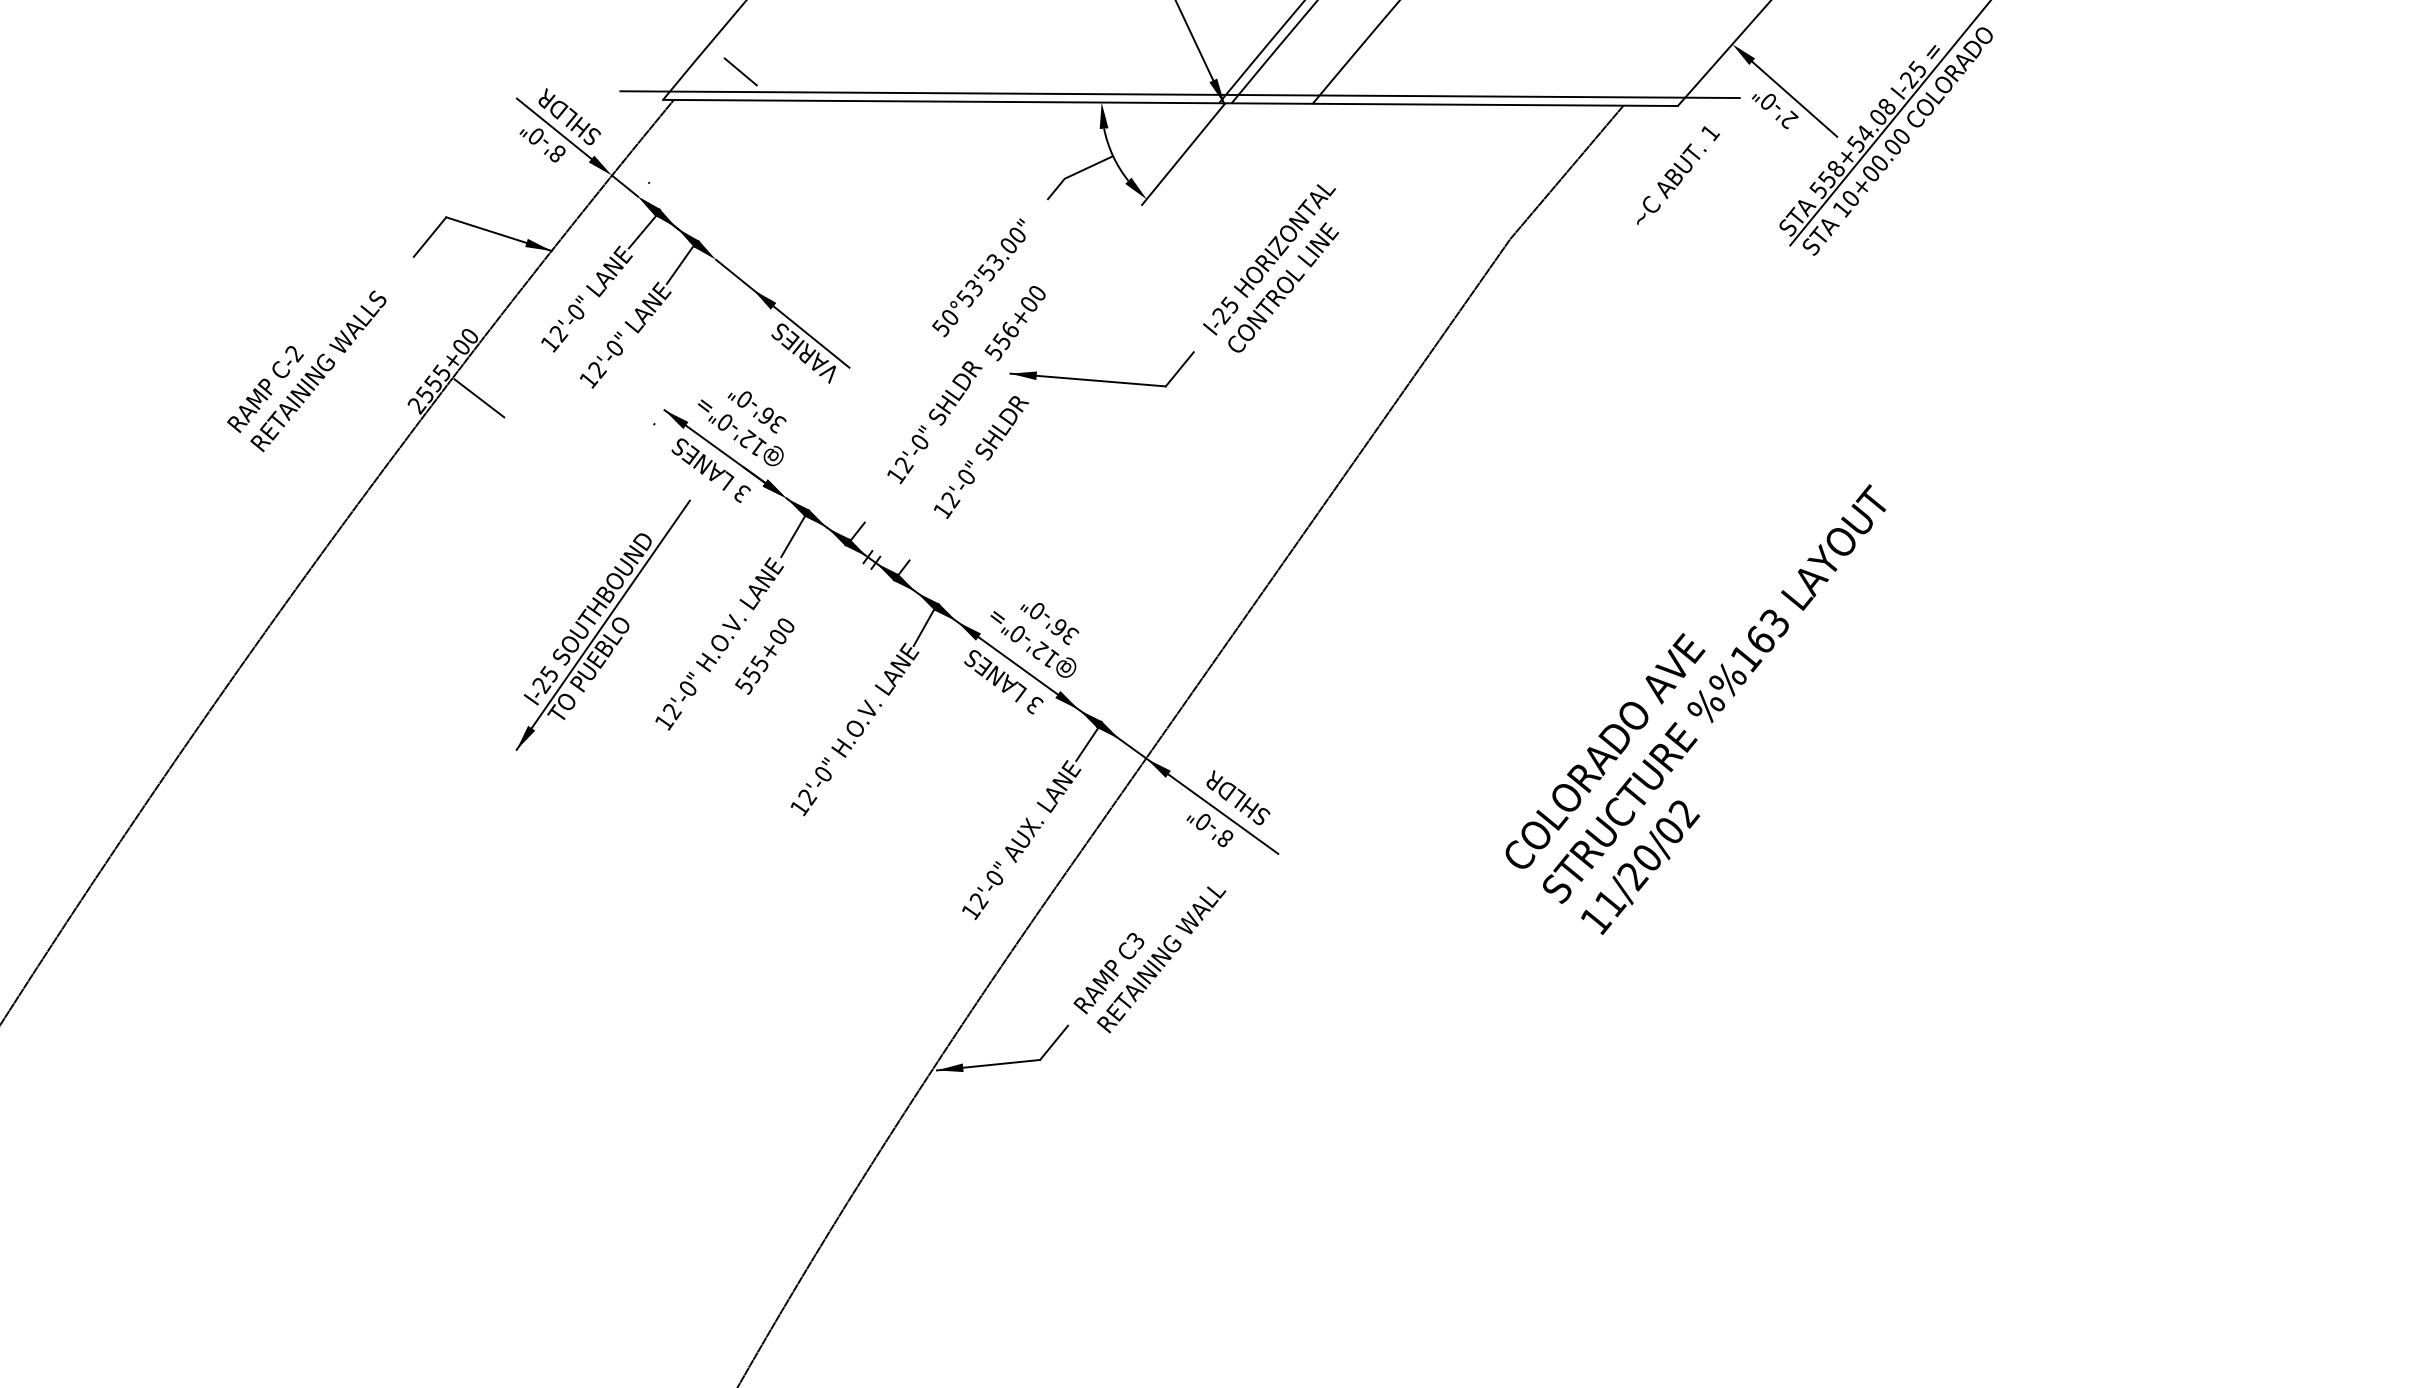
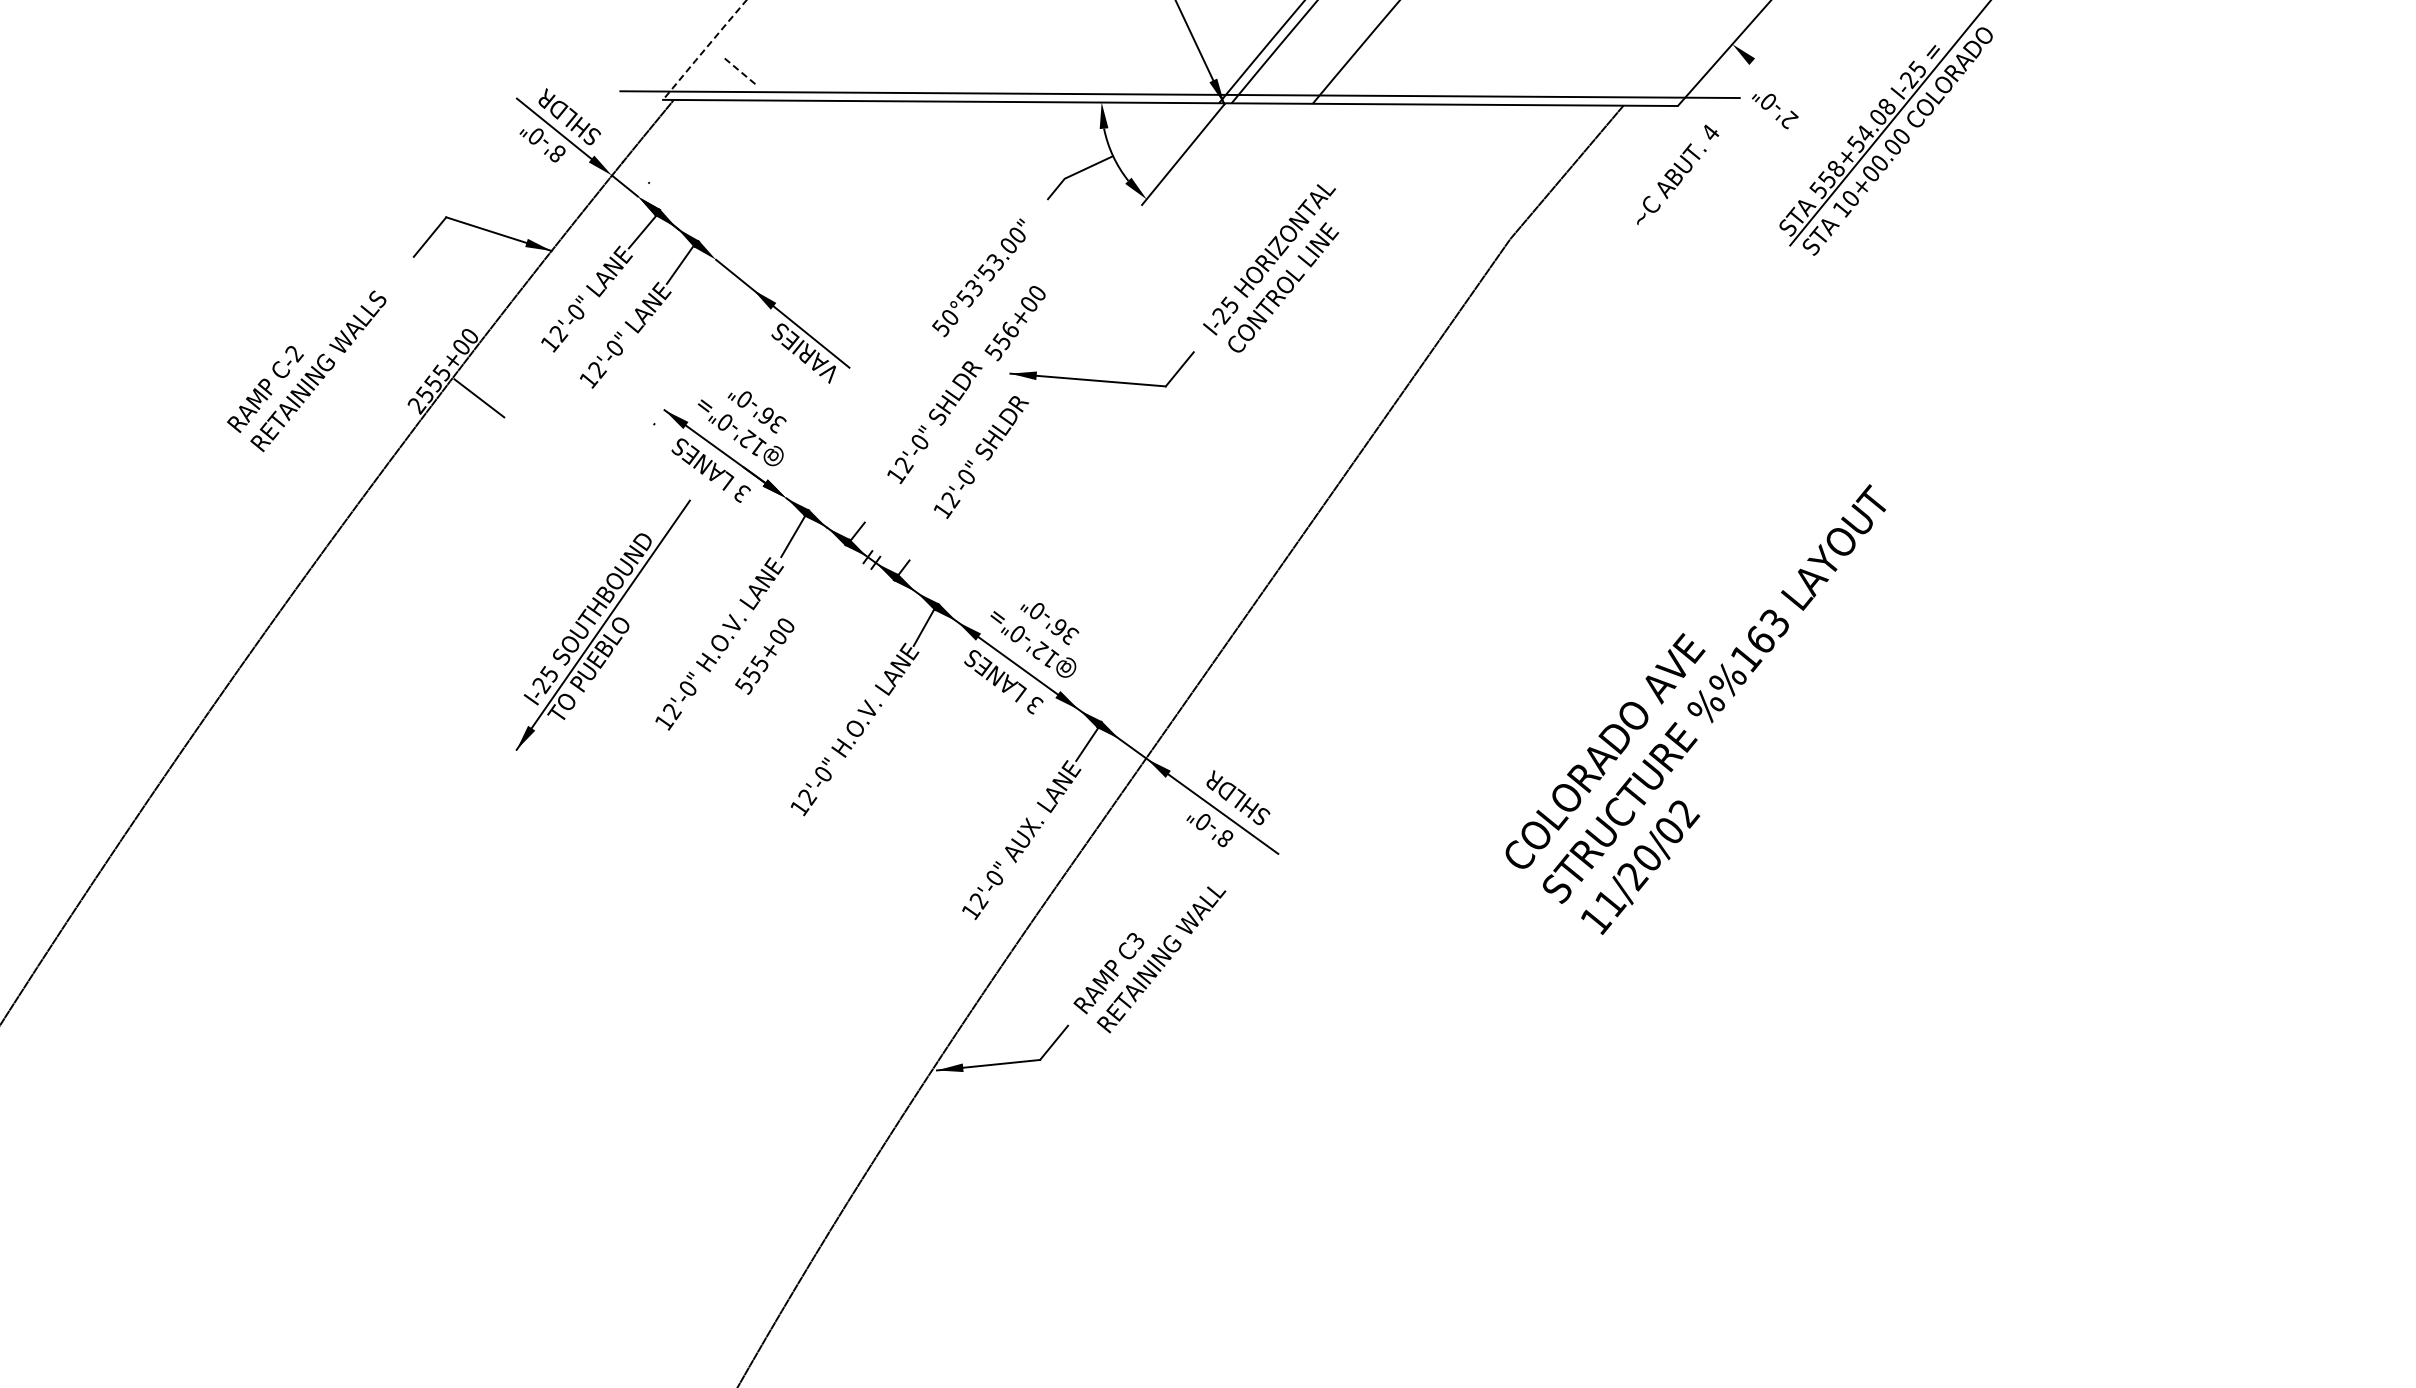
line: solid -> dashed (704, 50)
line: solid -> dashed (740, 71)
line: present -> none (1794, 98)
text: 1 -> 4 (1710, 132)
